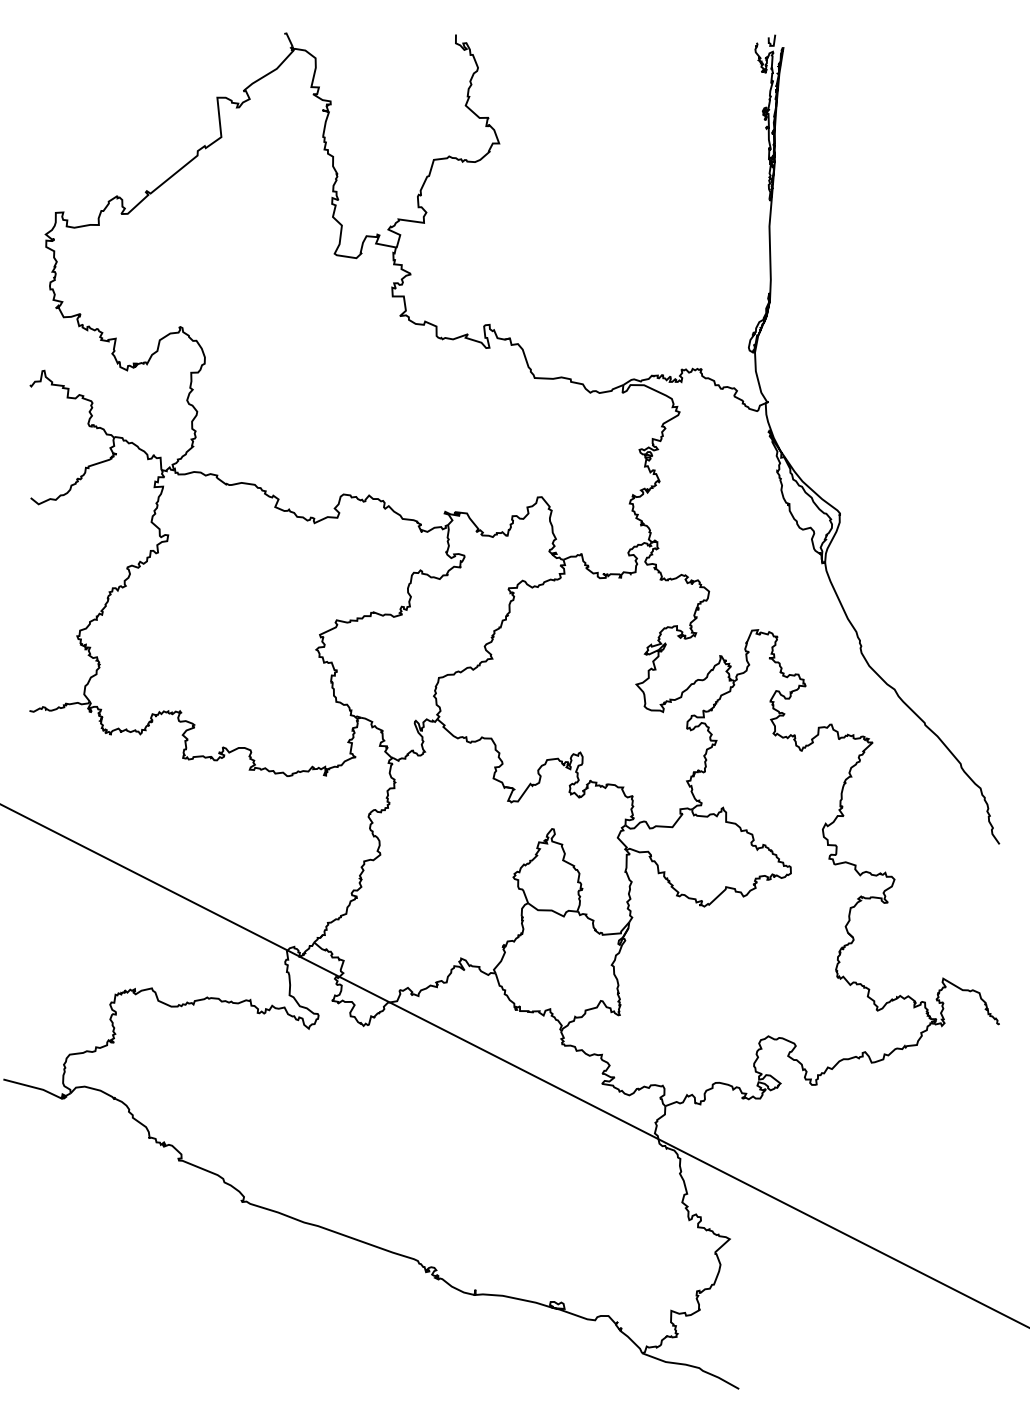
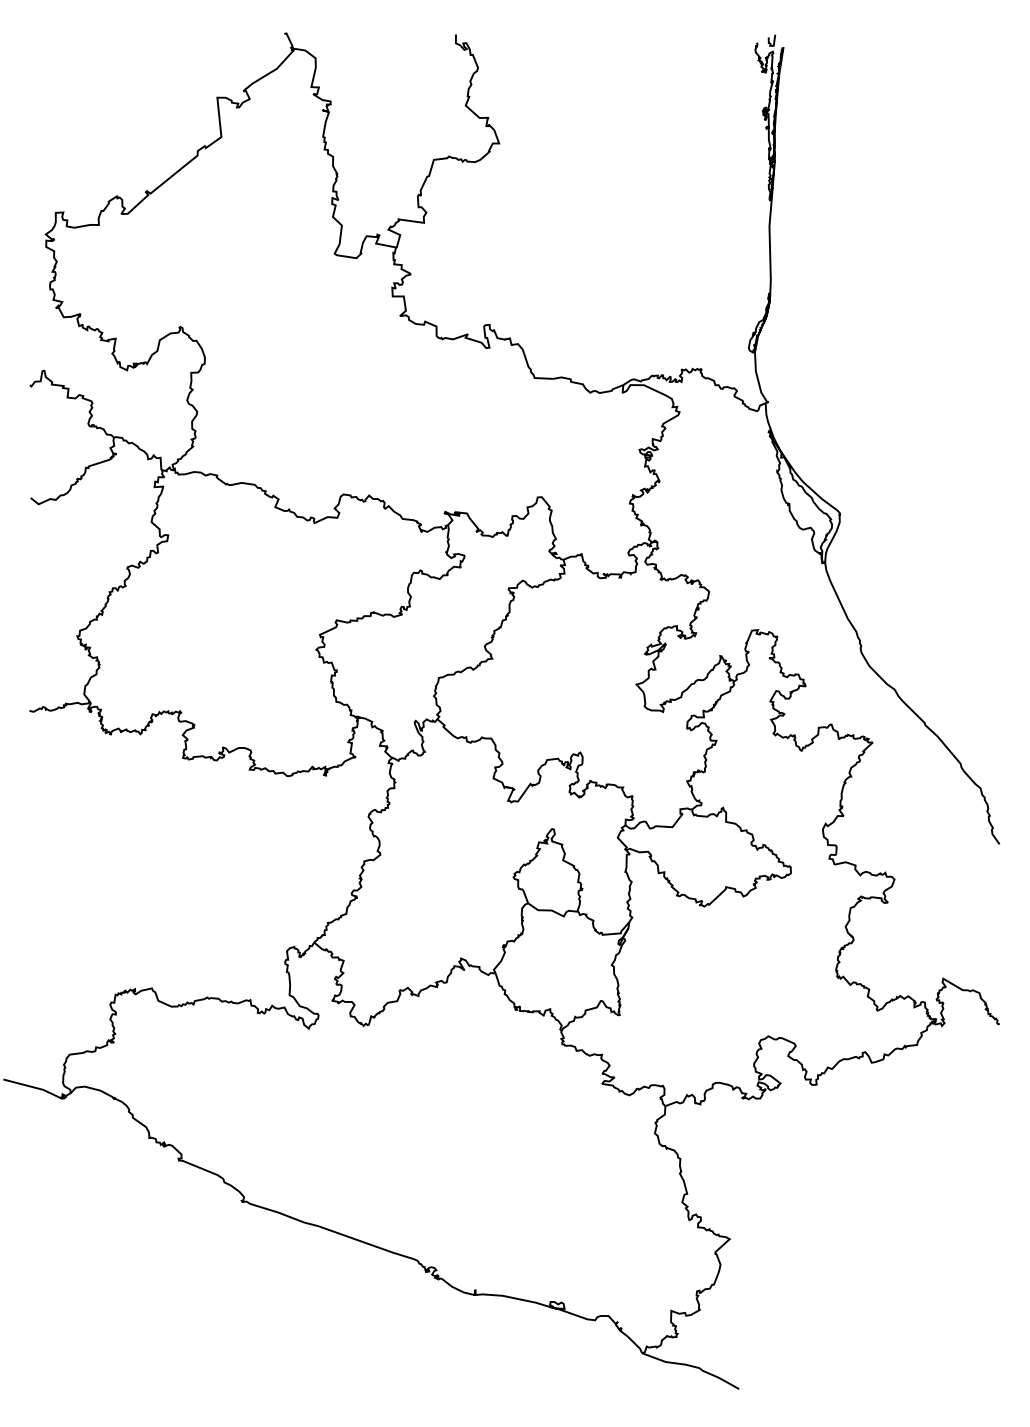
line: present -> none (514, 1065)
